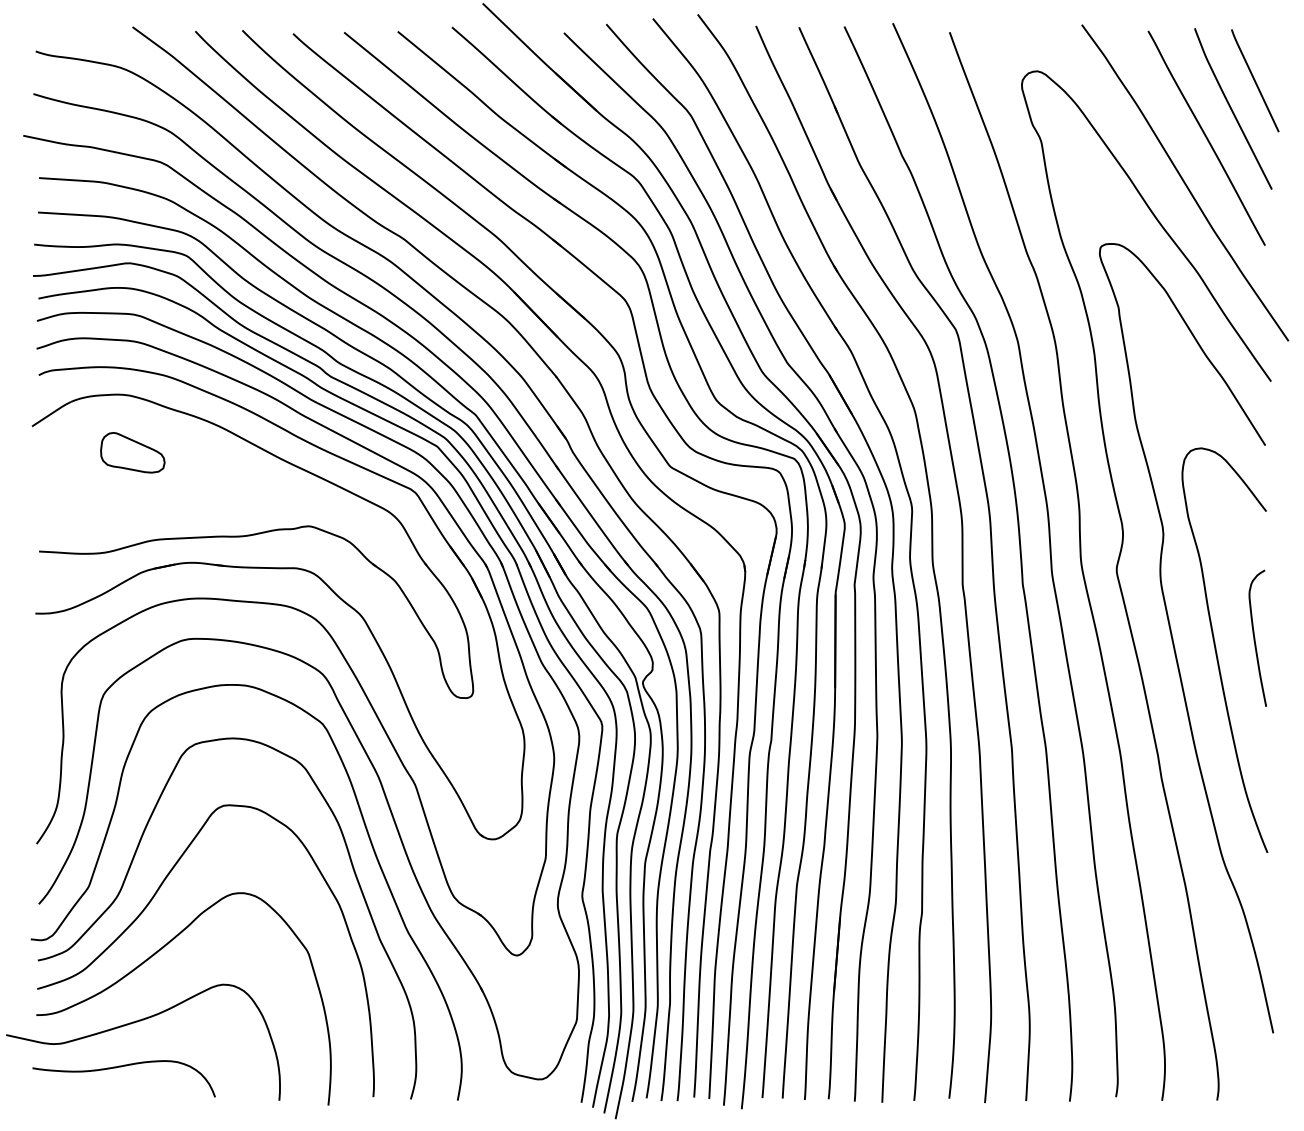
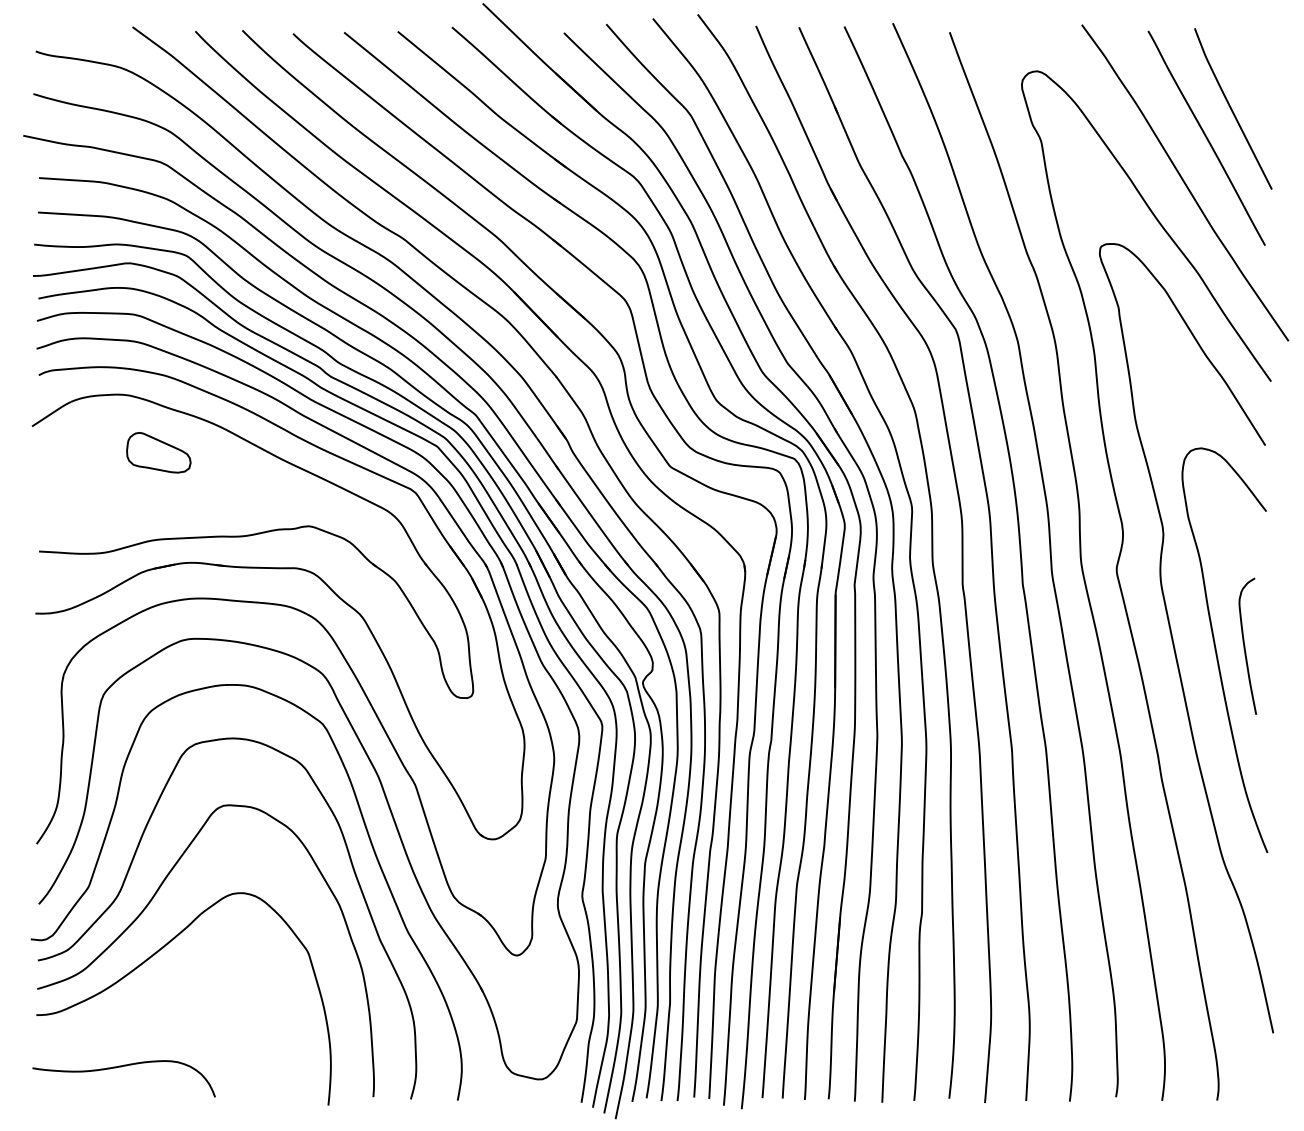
line: present -> none (1255, 80)
part position: (132, 452) -> (158, 452) (158, 452)
curve position: (1255, 637) -> (1245, 645) (1245, 645)
curve: present -> none (137, 1022)
